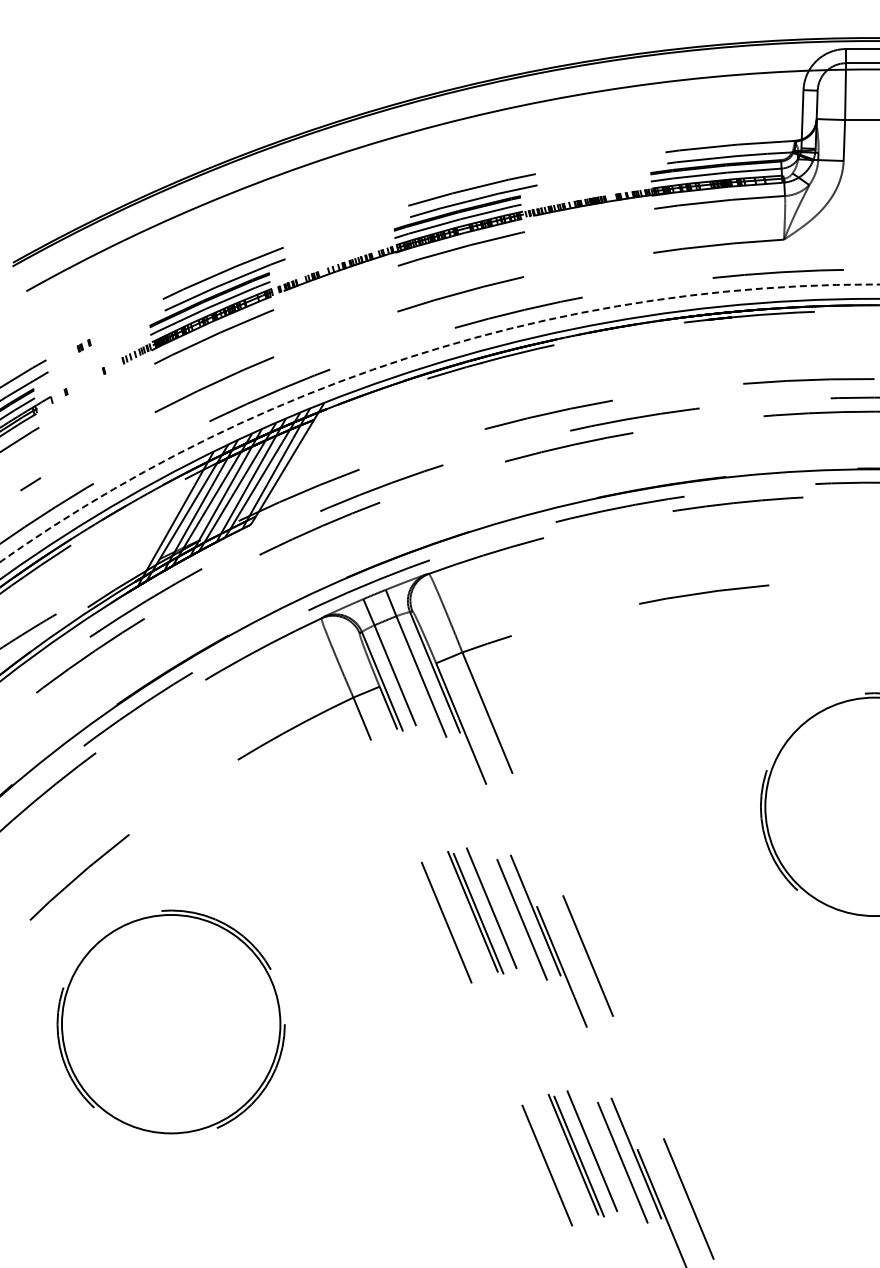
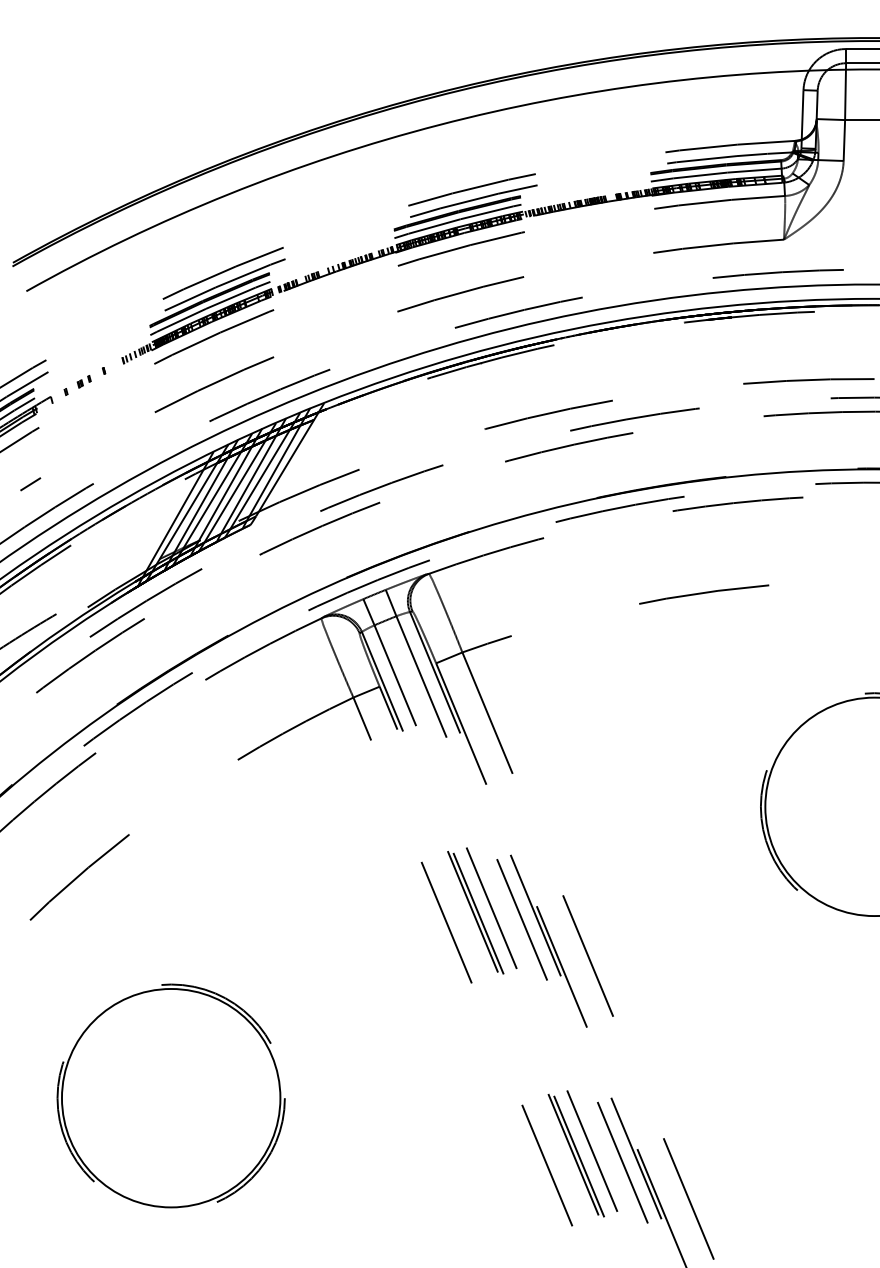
part position: (83, 345) -> (83, 381) (83, 381)
arc: dashed -> solid (420, 354)
part position: (170, 1021) -> (170, 1095) (170, 1095)
